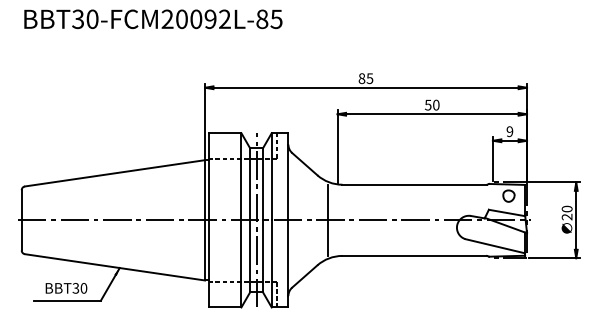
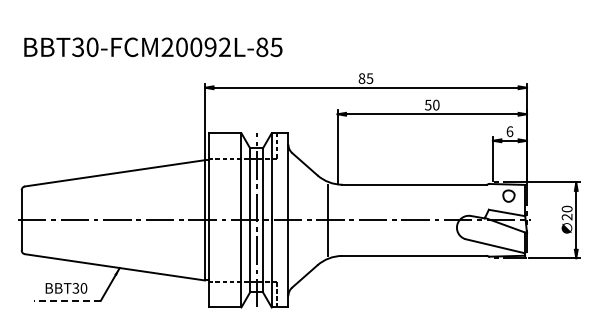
text position: (153, 19) -> (153, 47) (153, 47)
text: 9 -> 6 (509, 131)
line: solid -> dashed (67, 300)
